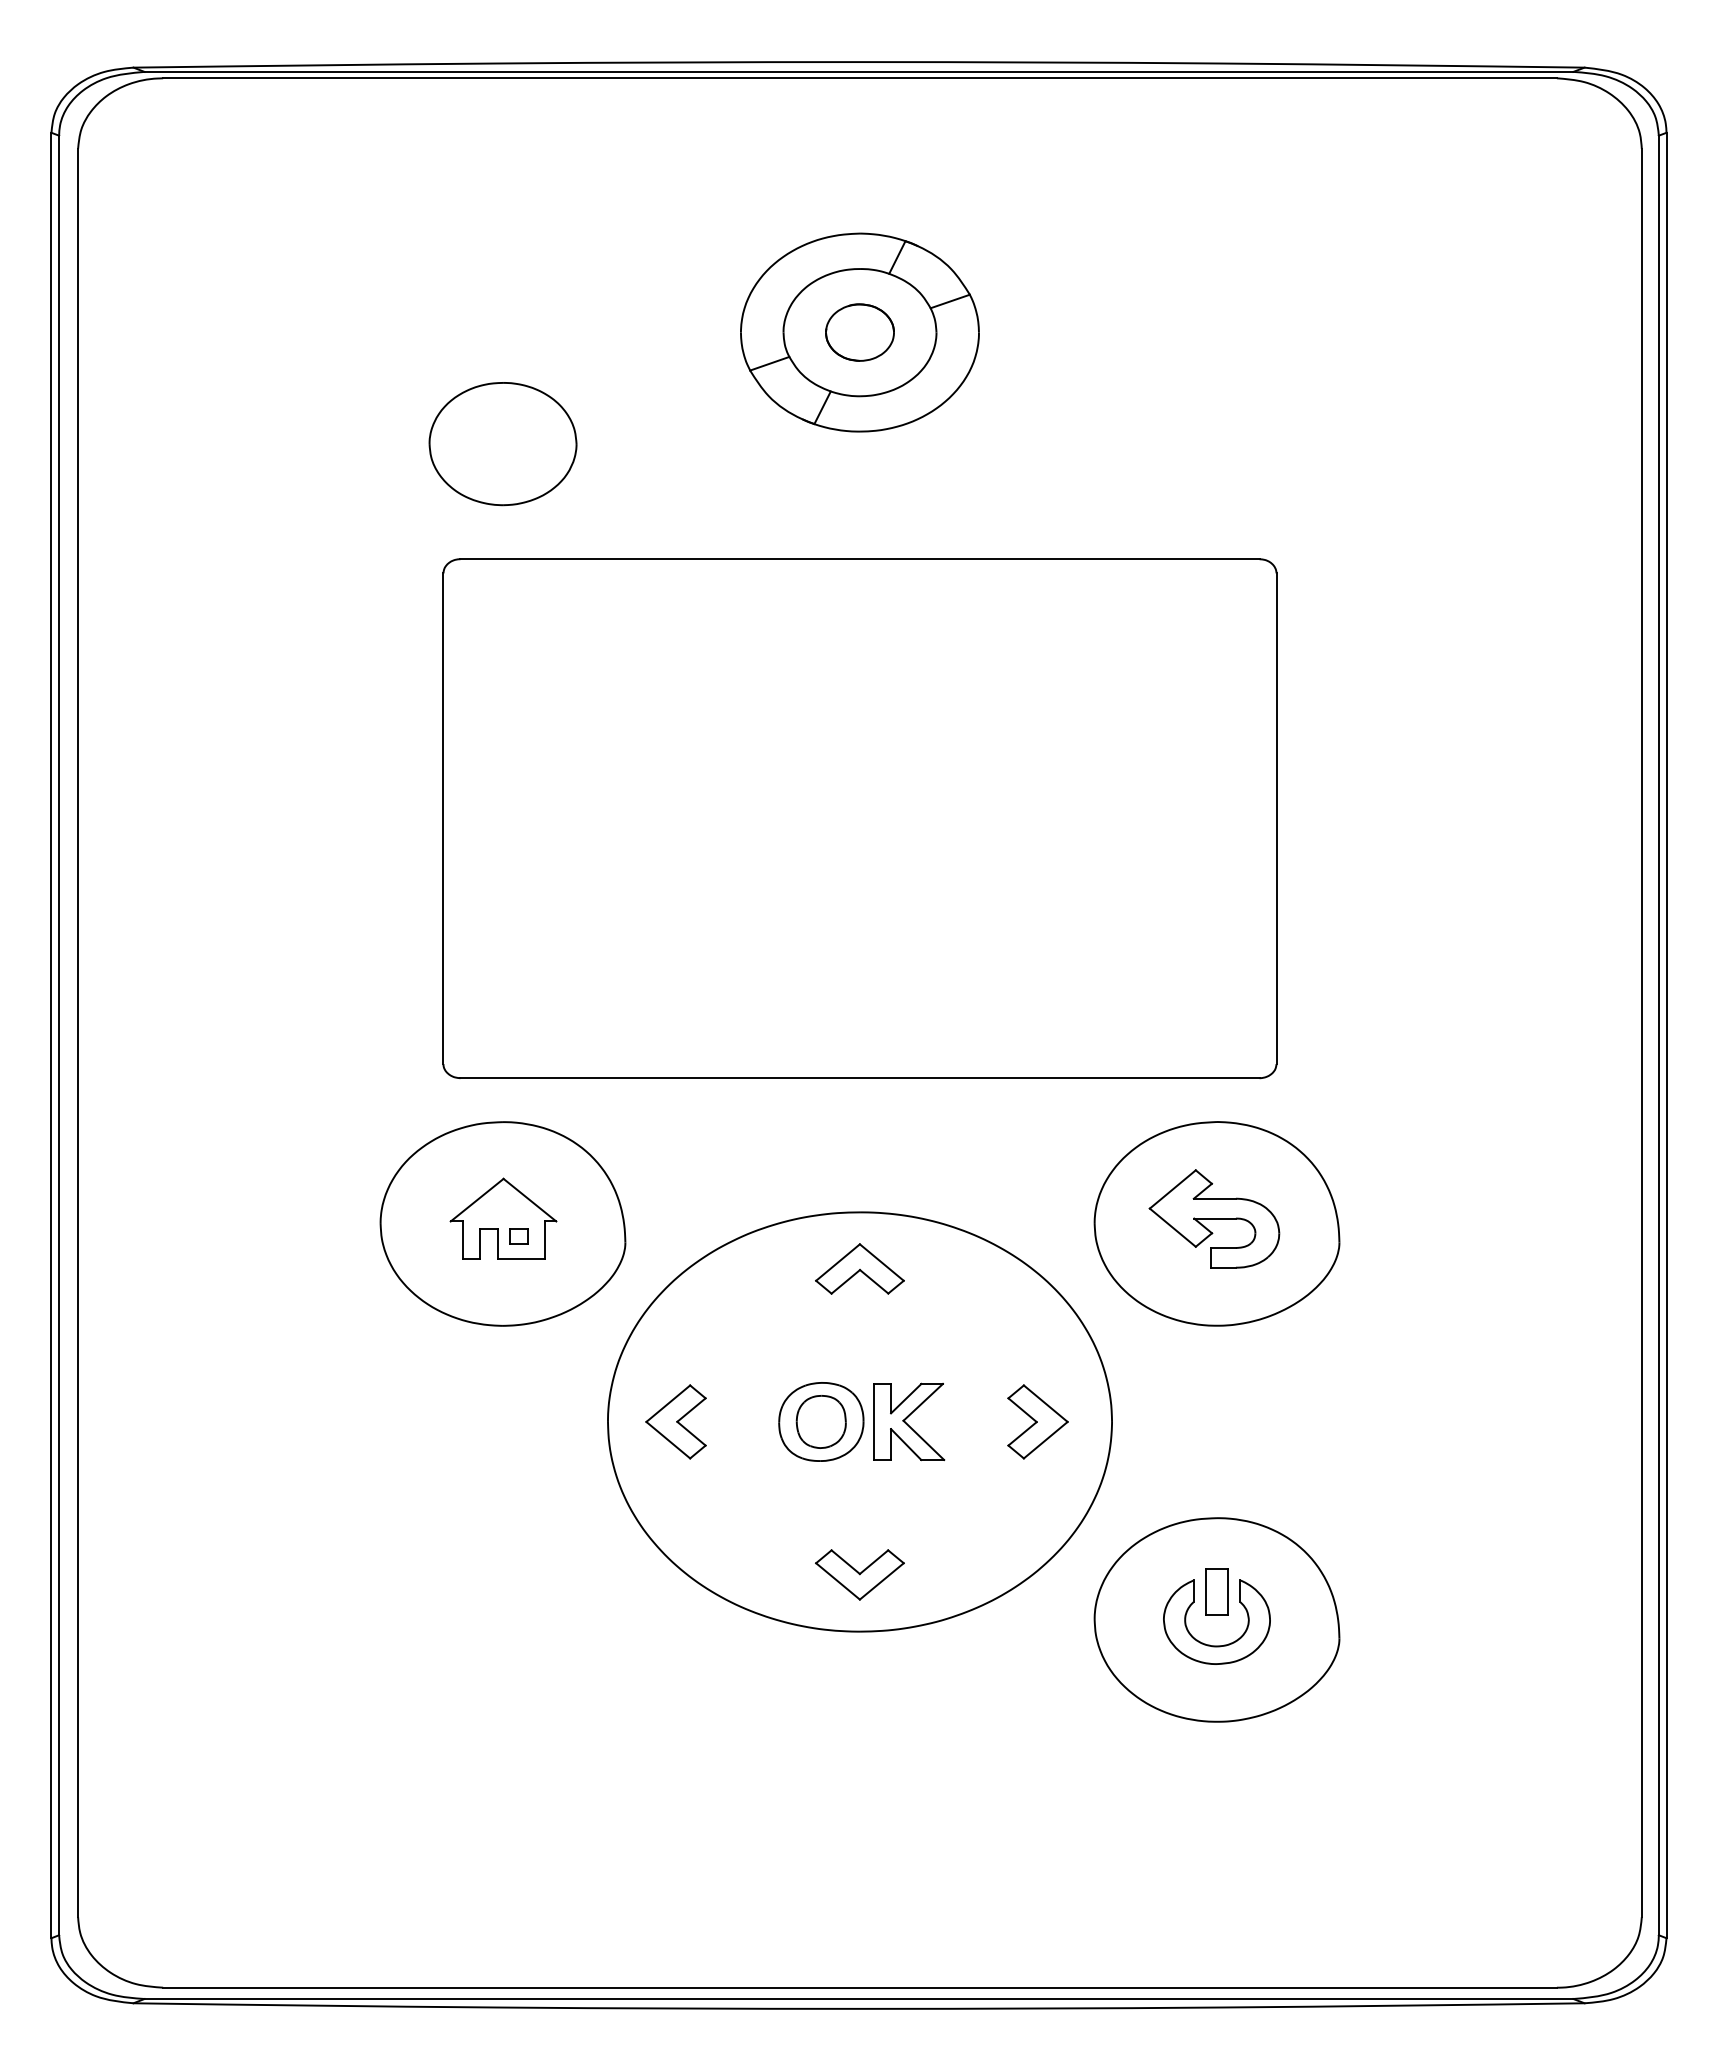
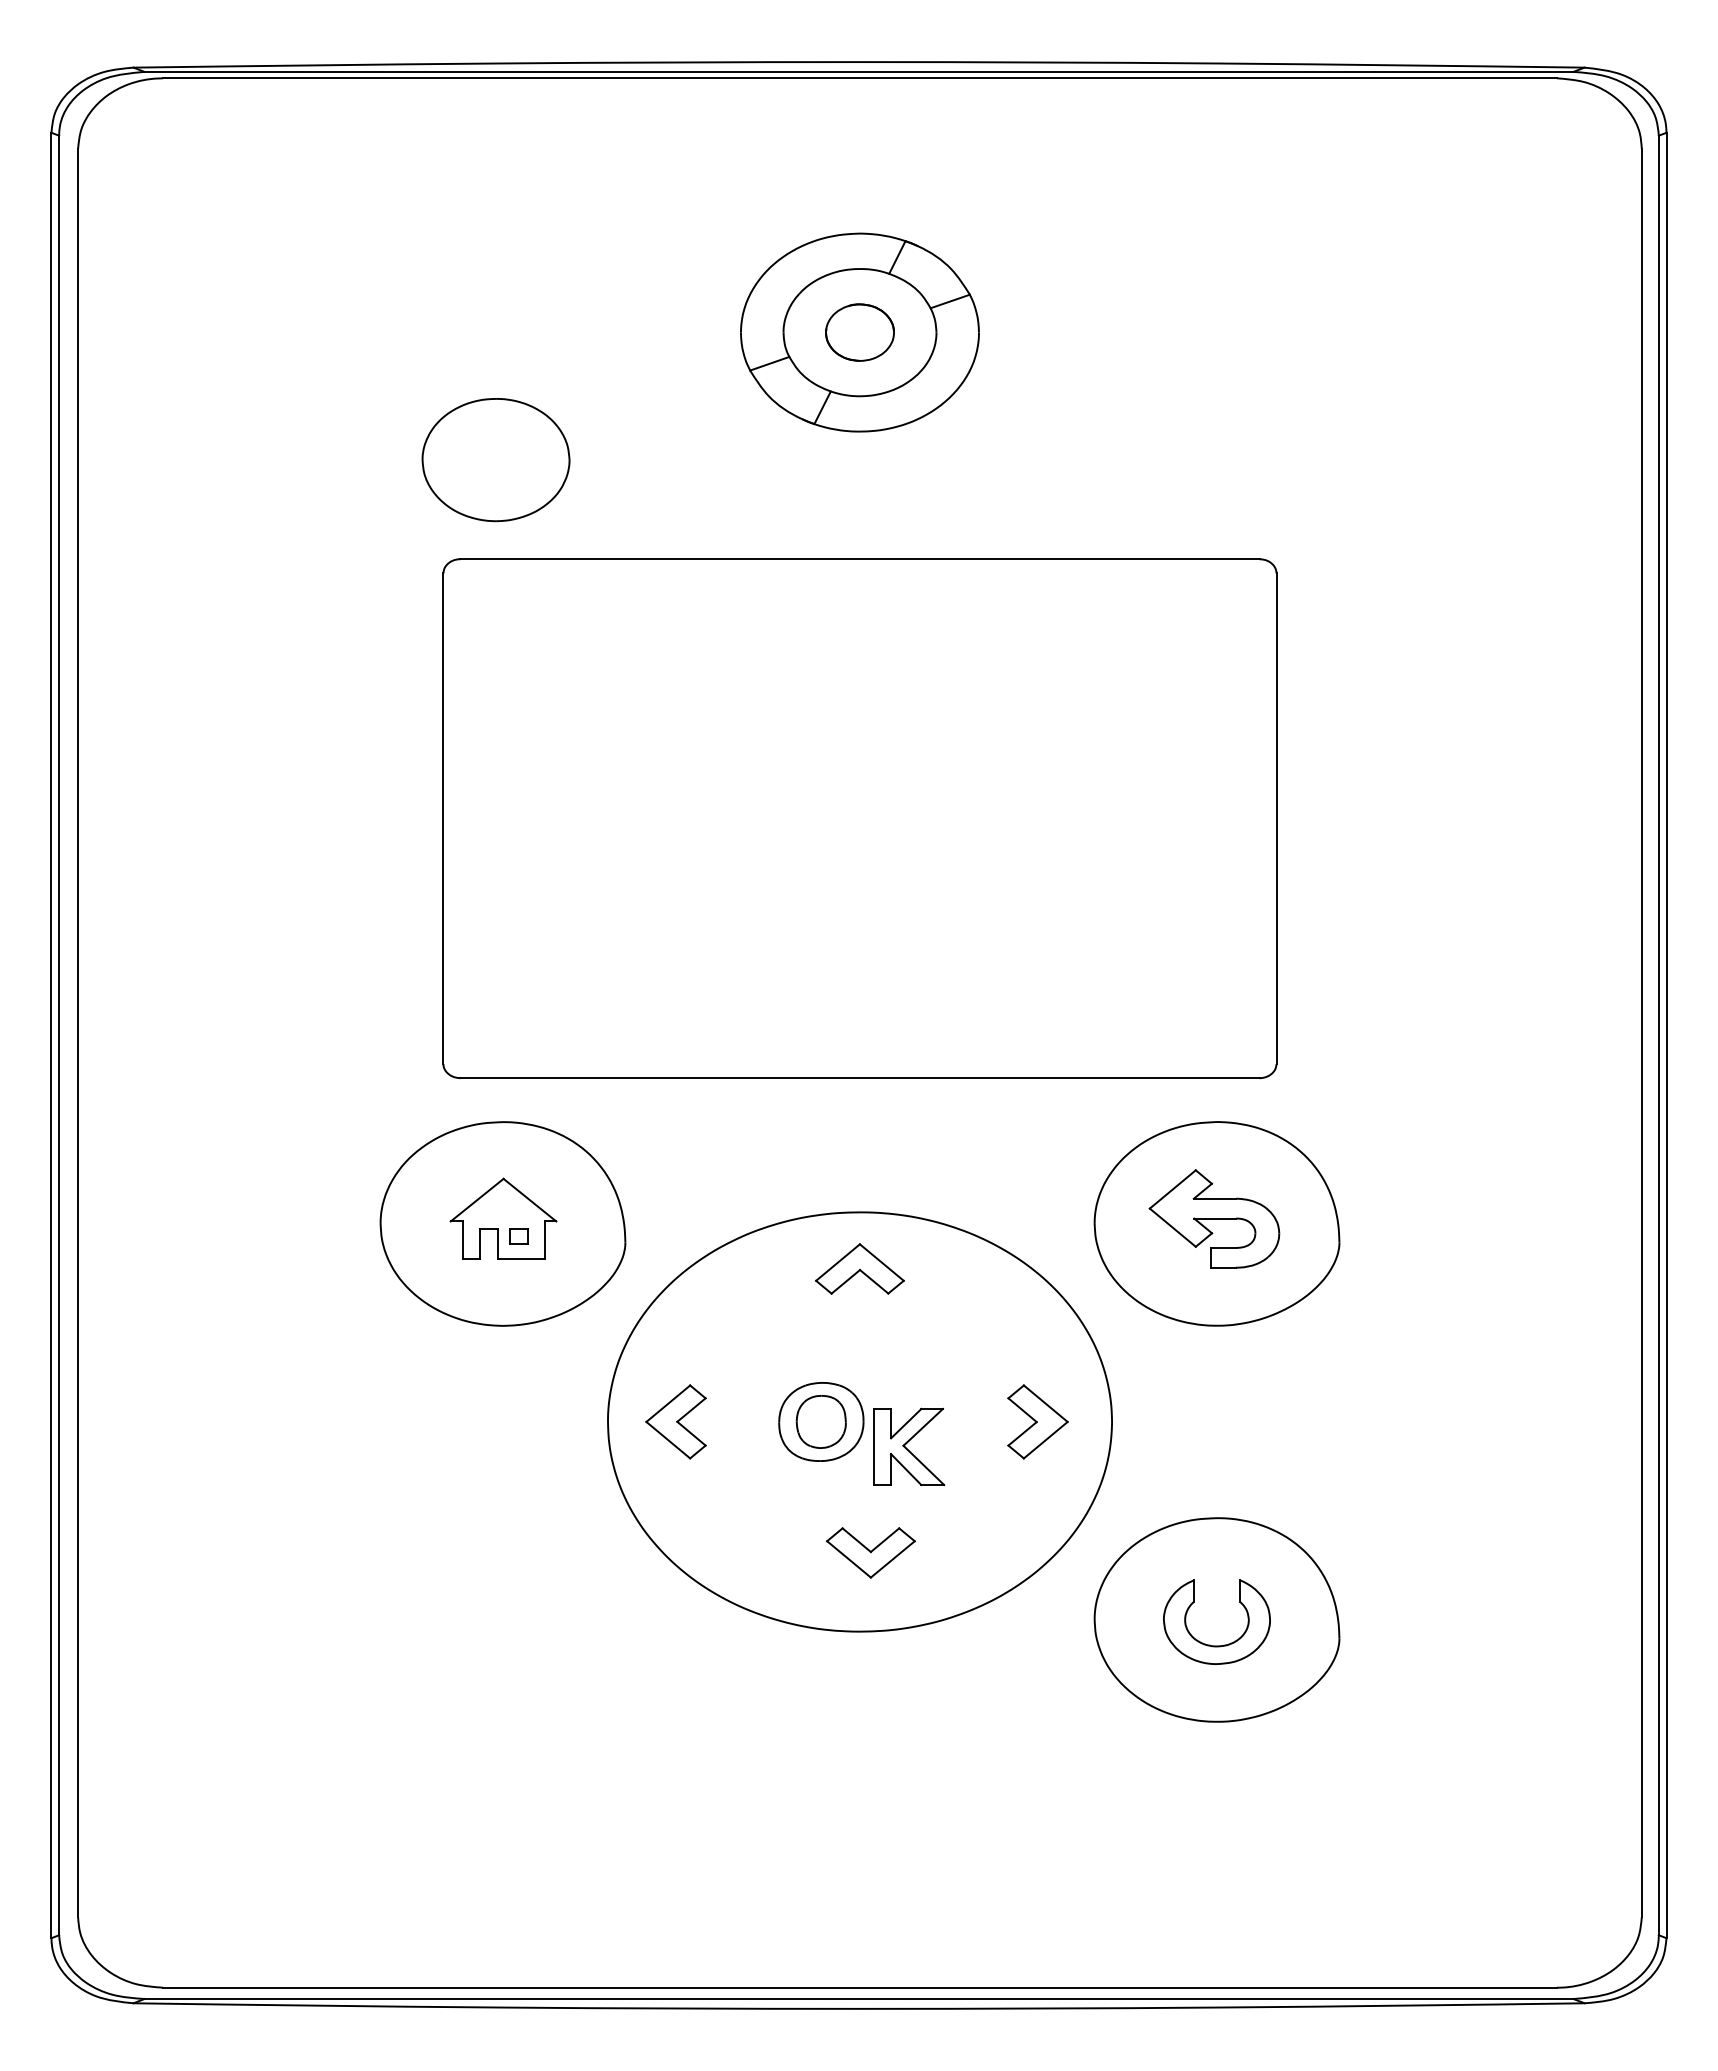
part position: (502, 444) -> (495, 460) (495, 460)
part position: (909, 1421) -> (909, 1446) (909, 1446)
part position: (859, 1574) -> (870, 1552) (870, 1552)
part: present -> none (1216, 1591)
